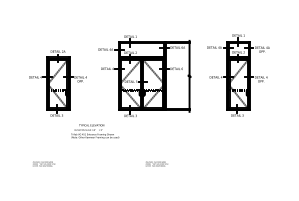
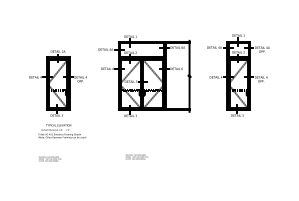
text position: (95, 131) -> (62, 131) (62, 131)
text position: (43, 163) -> (49, 158) (49, 158)
text position: (156, 163) -> (136, 156) (136, 156)
